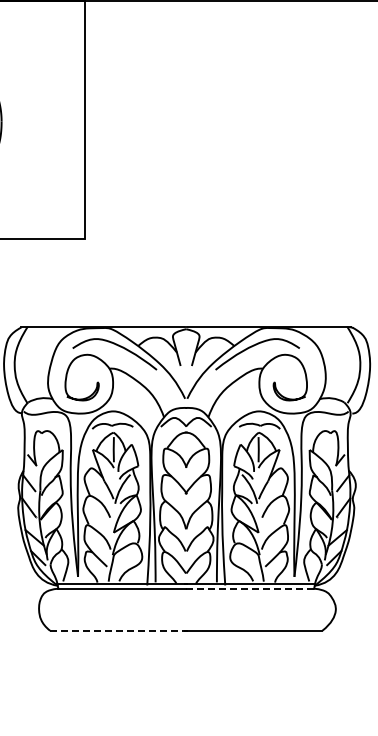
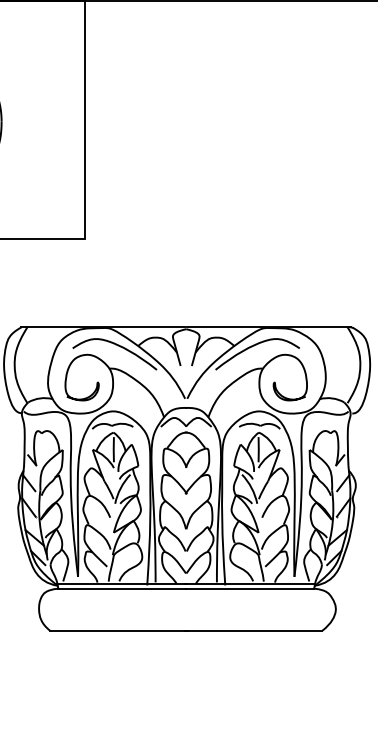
line: dashed -> solid (250, 588)
line: dashed -> solid (118, 630)
